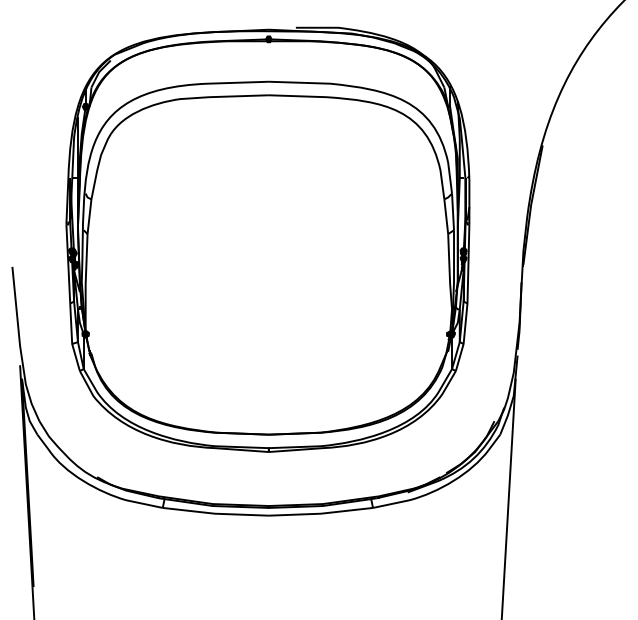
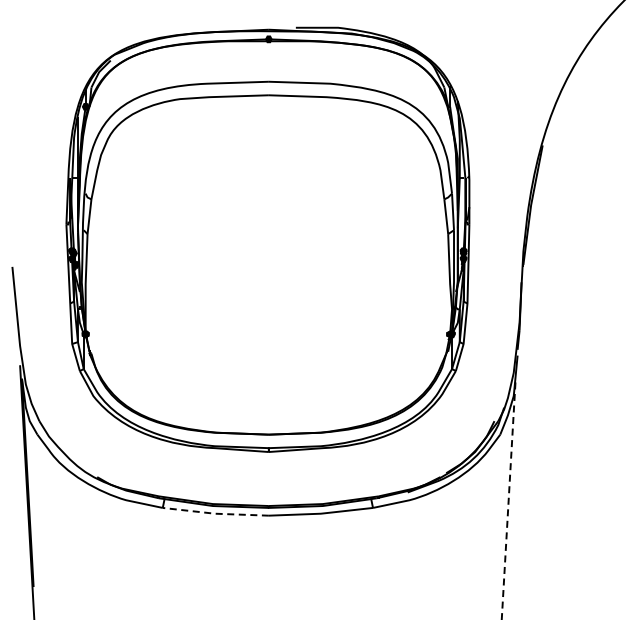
line: solid -> dashed (508, 499)
line: solid -> dashed (214, 513)
